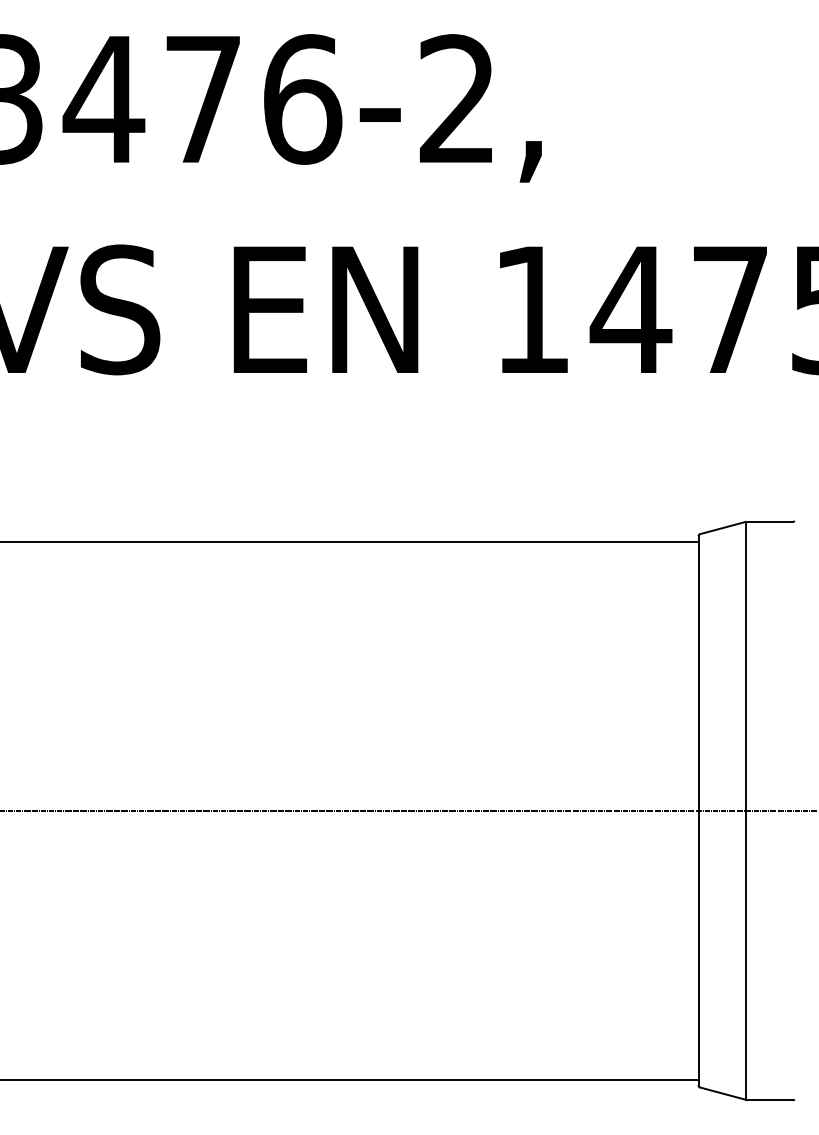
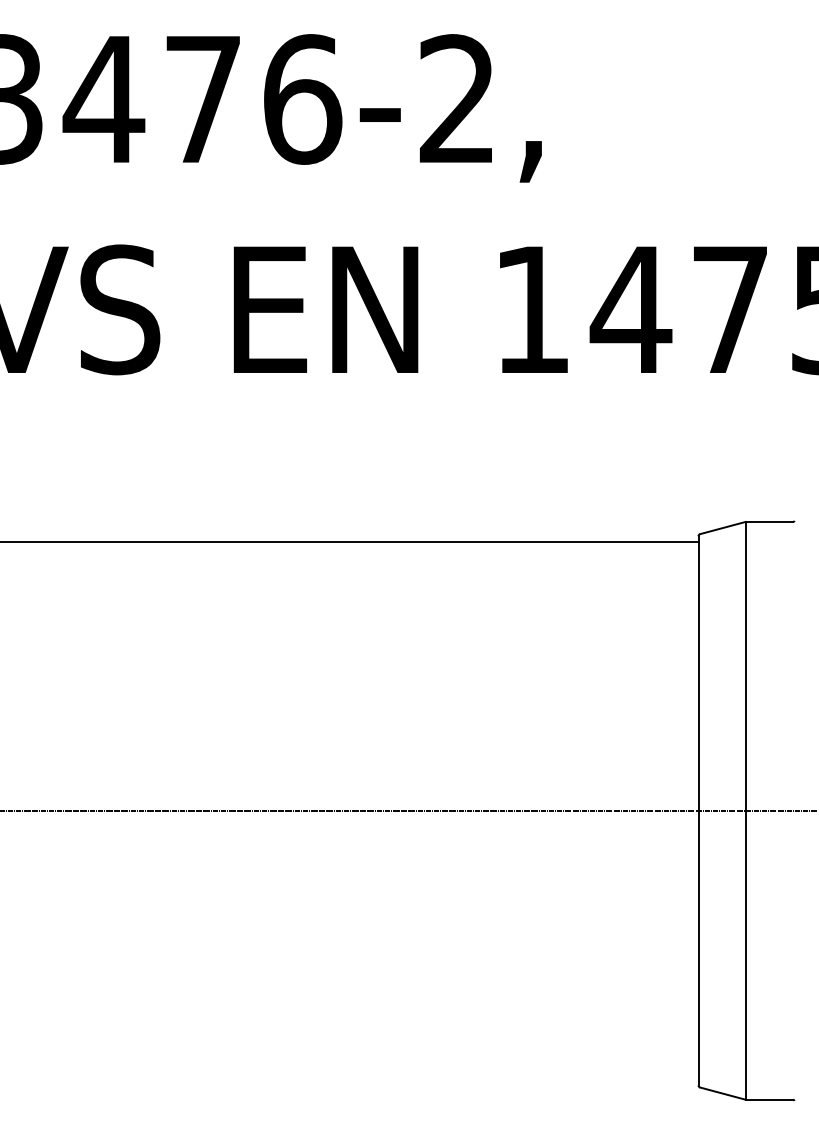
line: present -> none (350, 1080)
